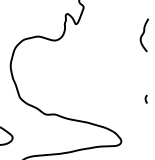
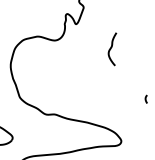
curve position: (143, 35) -> (111, 49) (111, 49)
